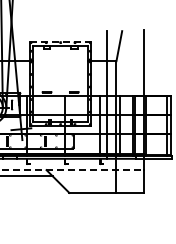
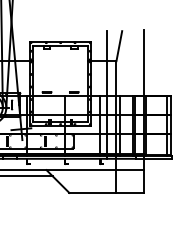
line: dashed -> solid (60, 41)
line: dashed -> solid (72, 170)
